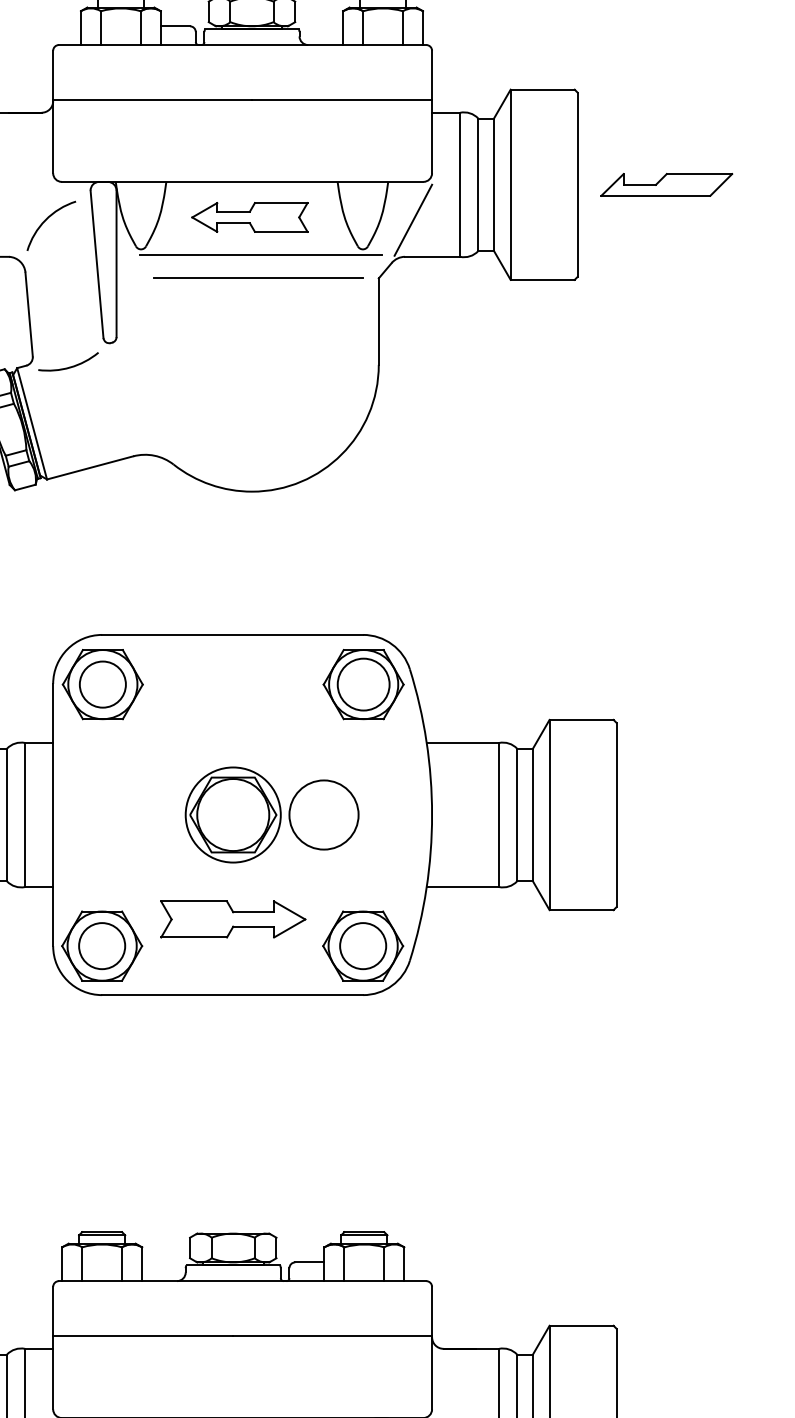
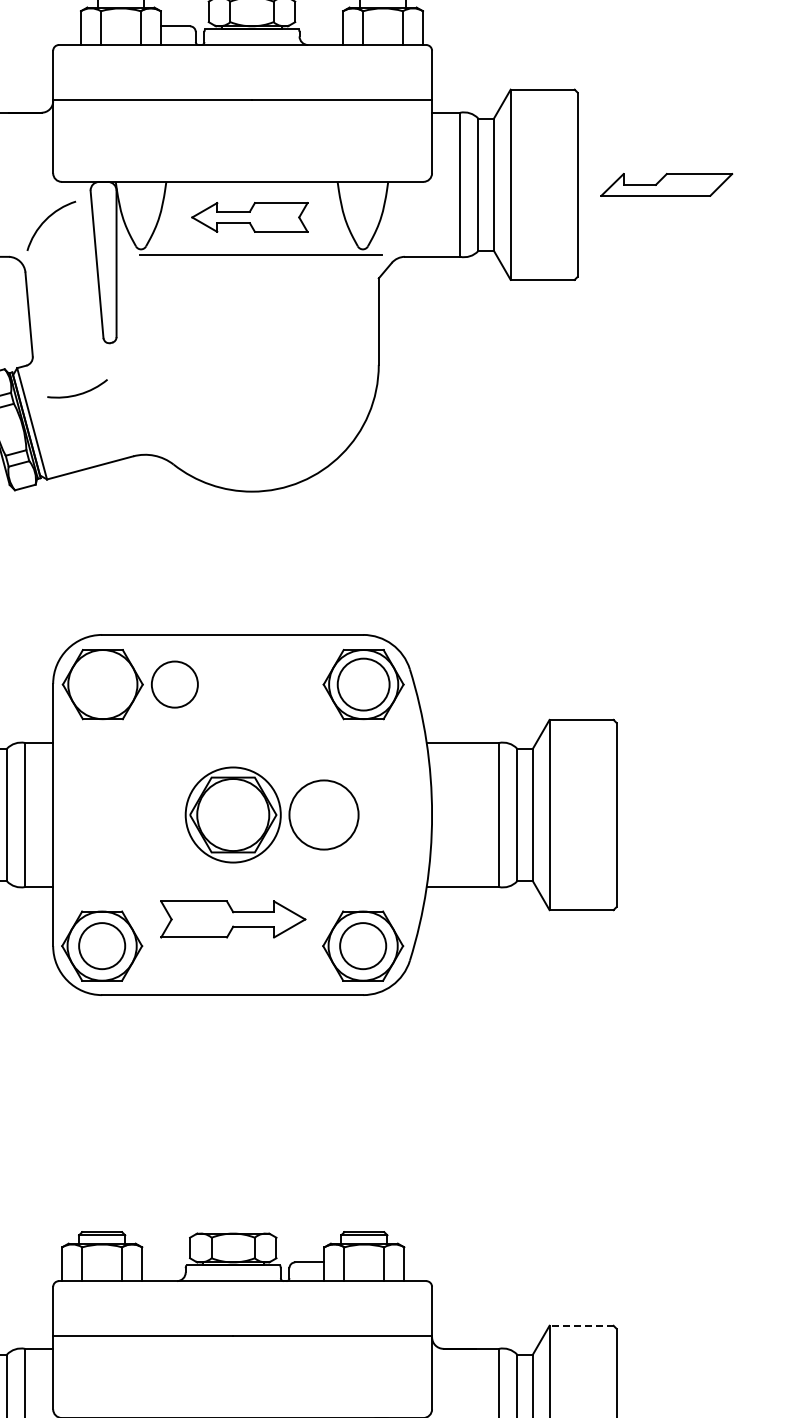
line: present -> none (413, 219)
line: present -> none (258, 278)
arc position: (69, 366) -> (78, 393) (78, 393)
circle position: (102, 684) -> (174, 684) (174, 684)
line: solid -> dashed (581, 1325)
